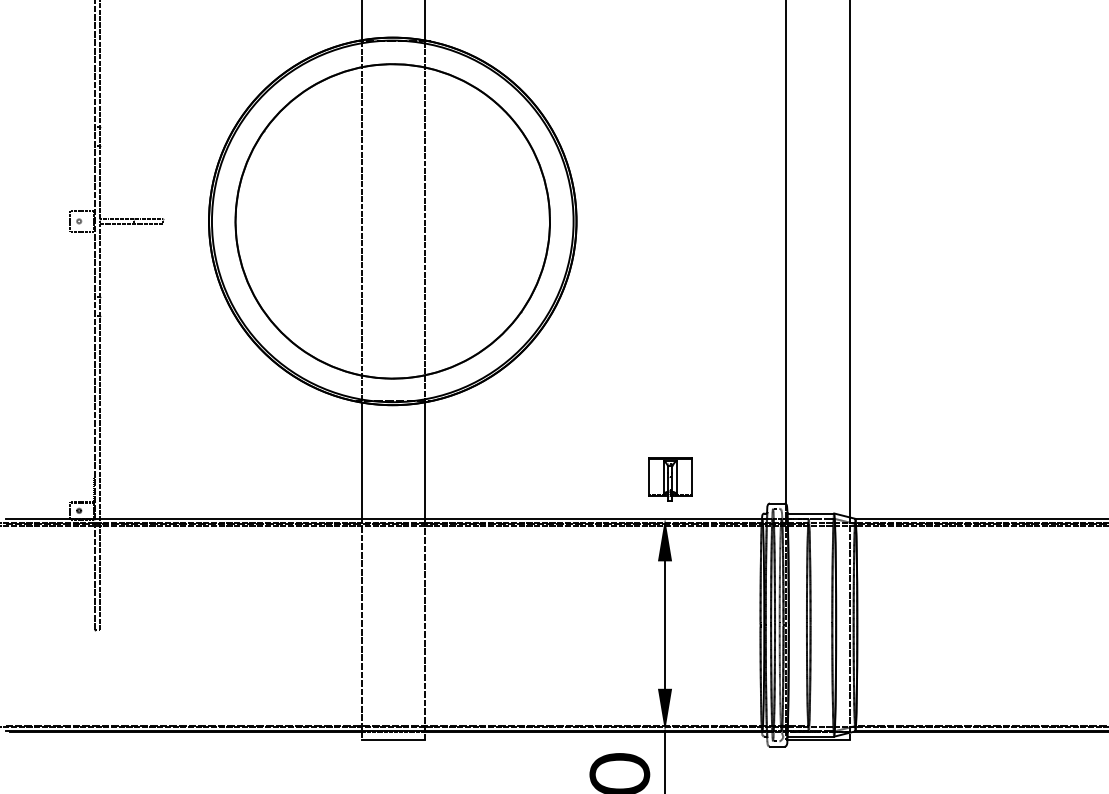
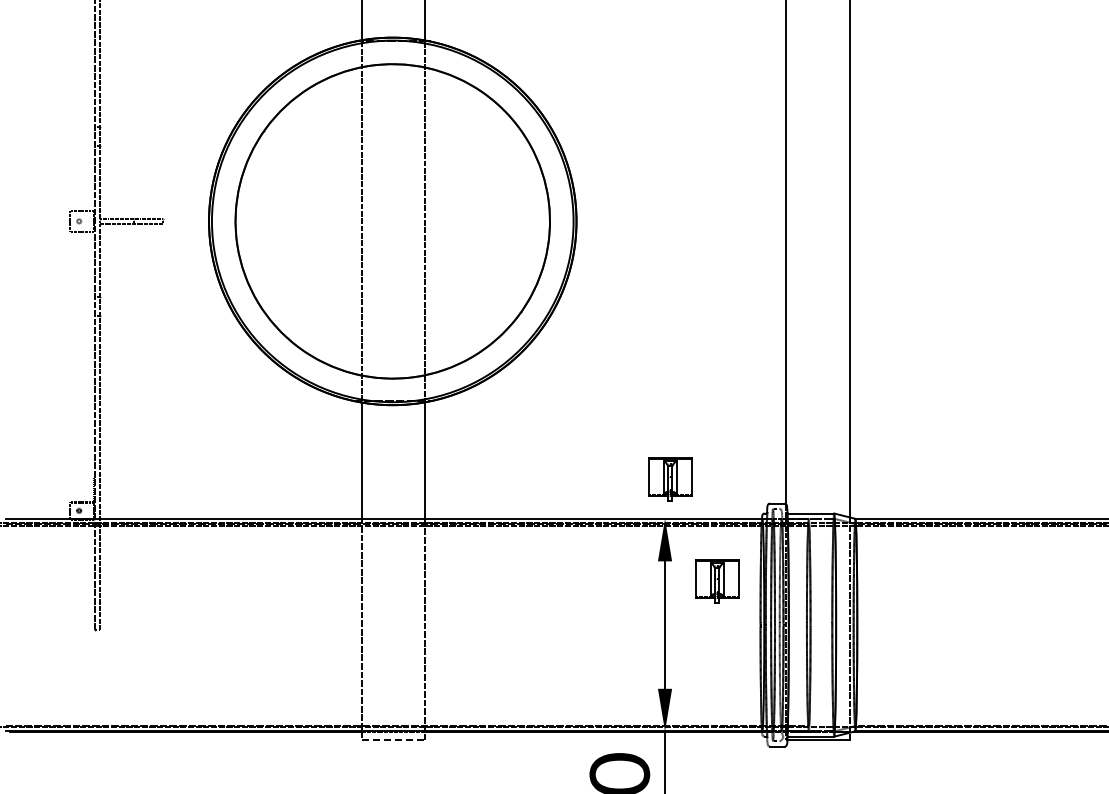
part: none -> present (717, 581)
line: solid -> dashed (393, 740)
